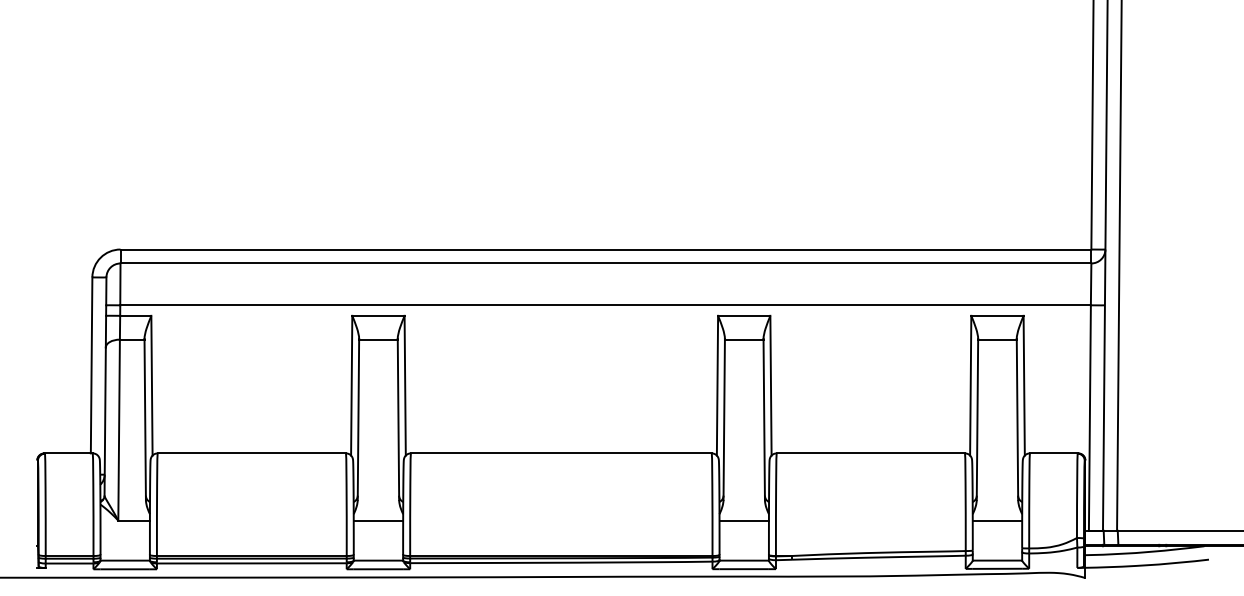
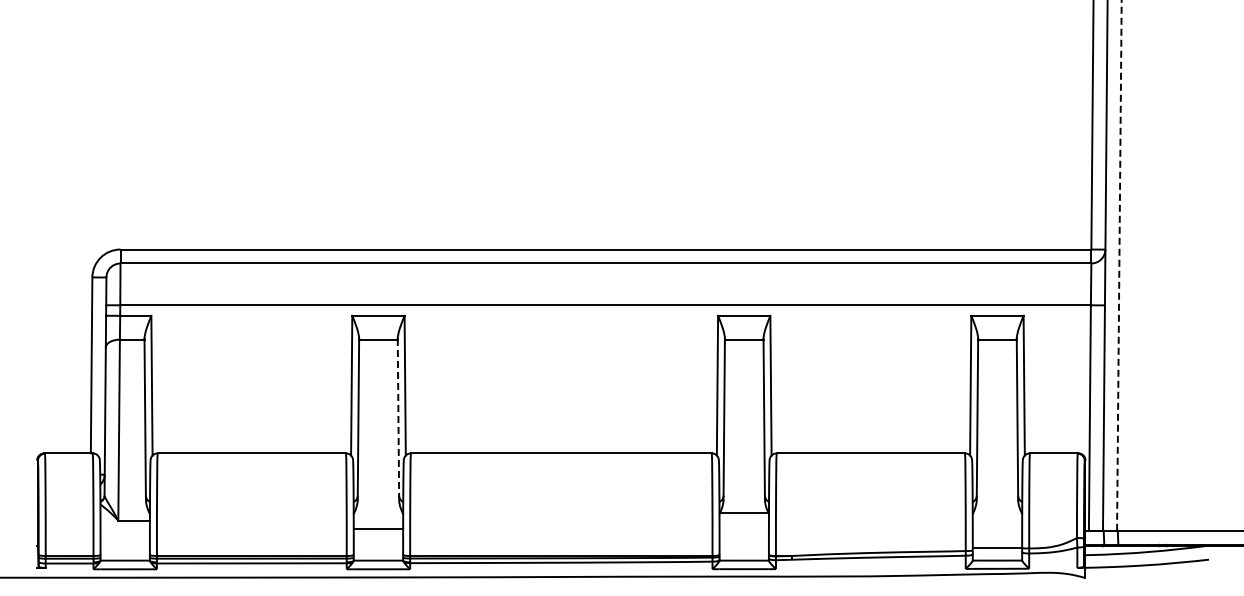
line: solid -> dashed (1119, 265)
line: solid -> dashed (398, 419)
line position: (378, 520) -> (378, 528) (378, 528)
line position: (743, 520) -> (743, 512) (743, 512)
line position: (997, 520) -> (997, 547) (997, 547)
